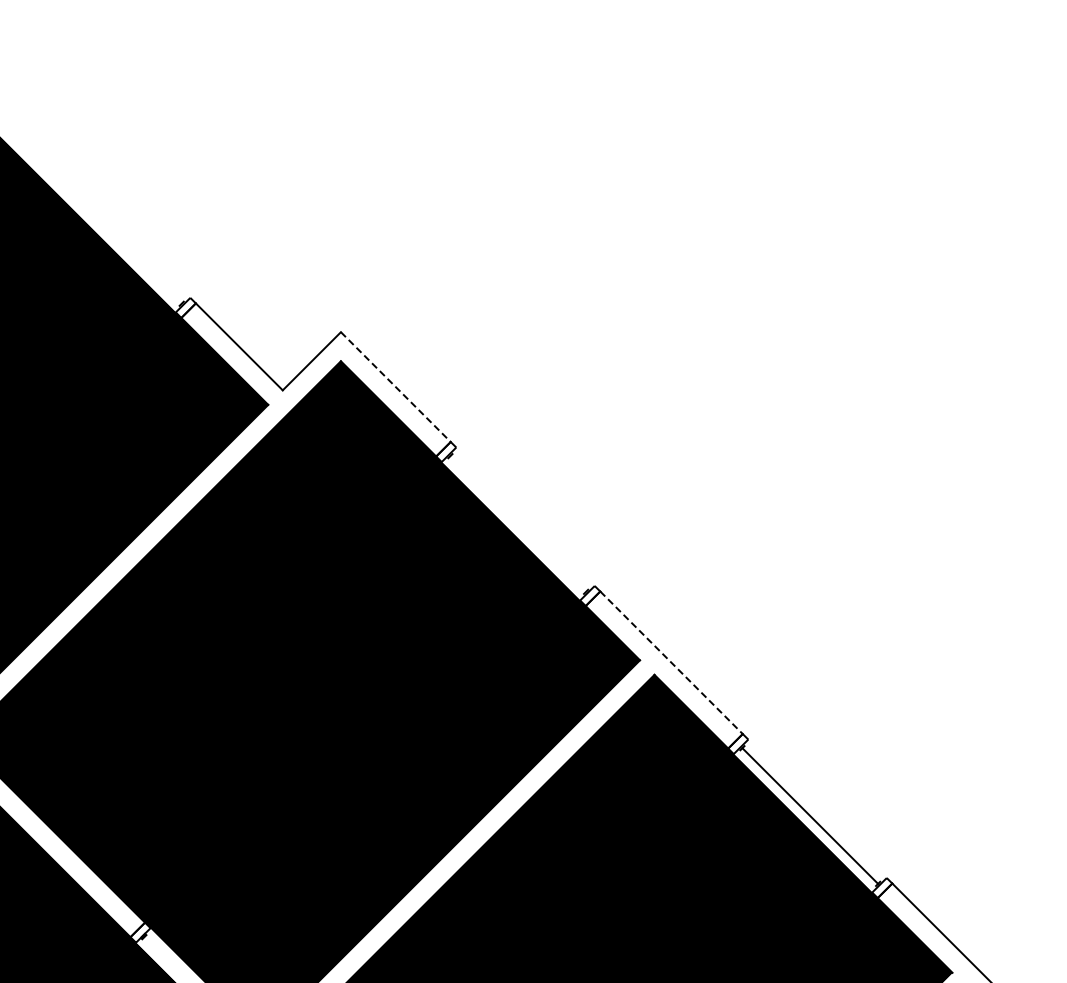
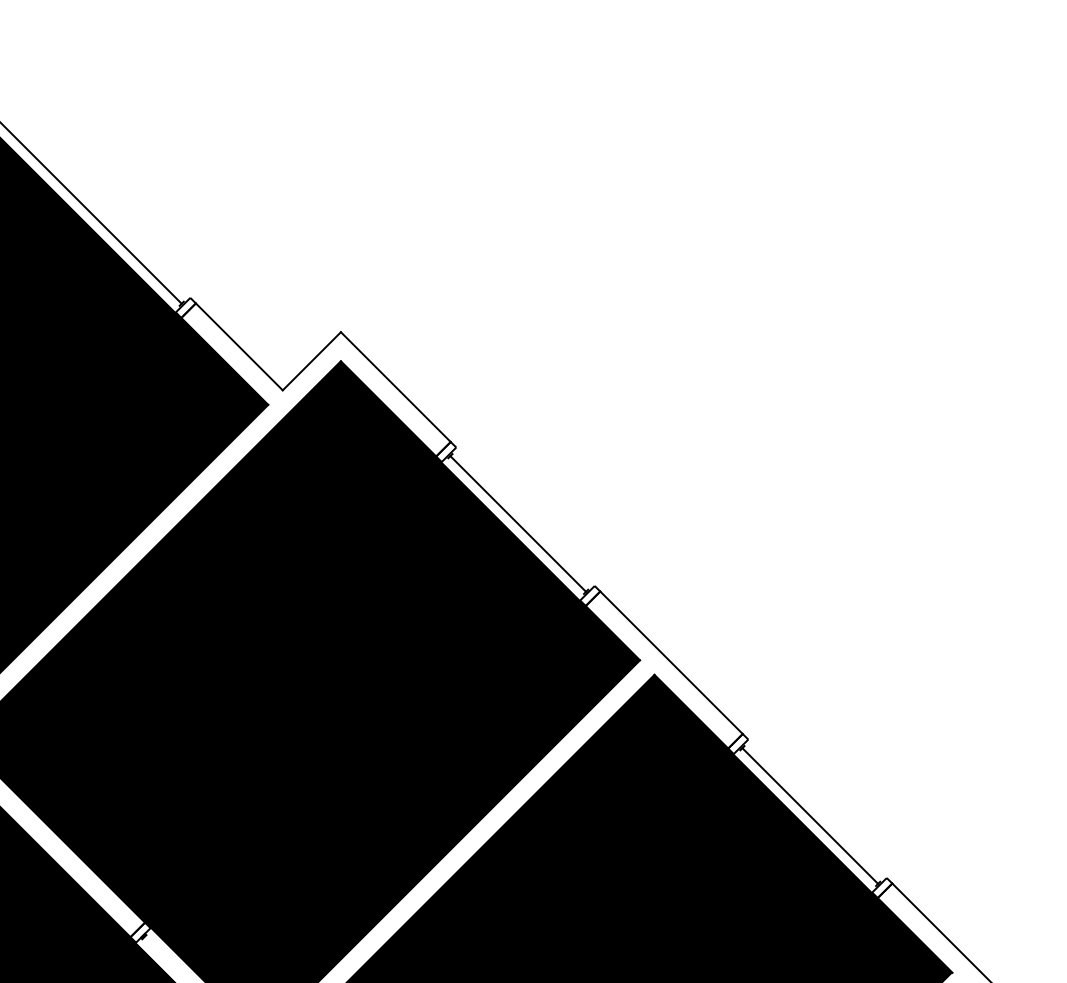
line: none -> present (91, 213)
line: dashed -> solid (395, 387)
line: none -> present (518, 523)
line: dashed -> solid (671, 662)
